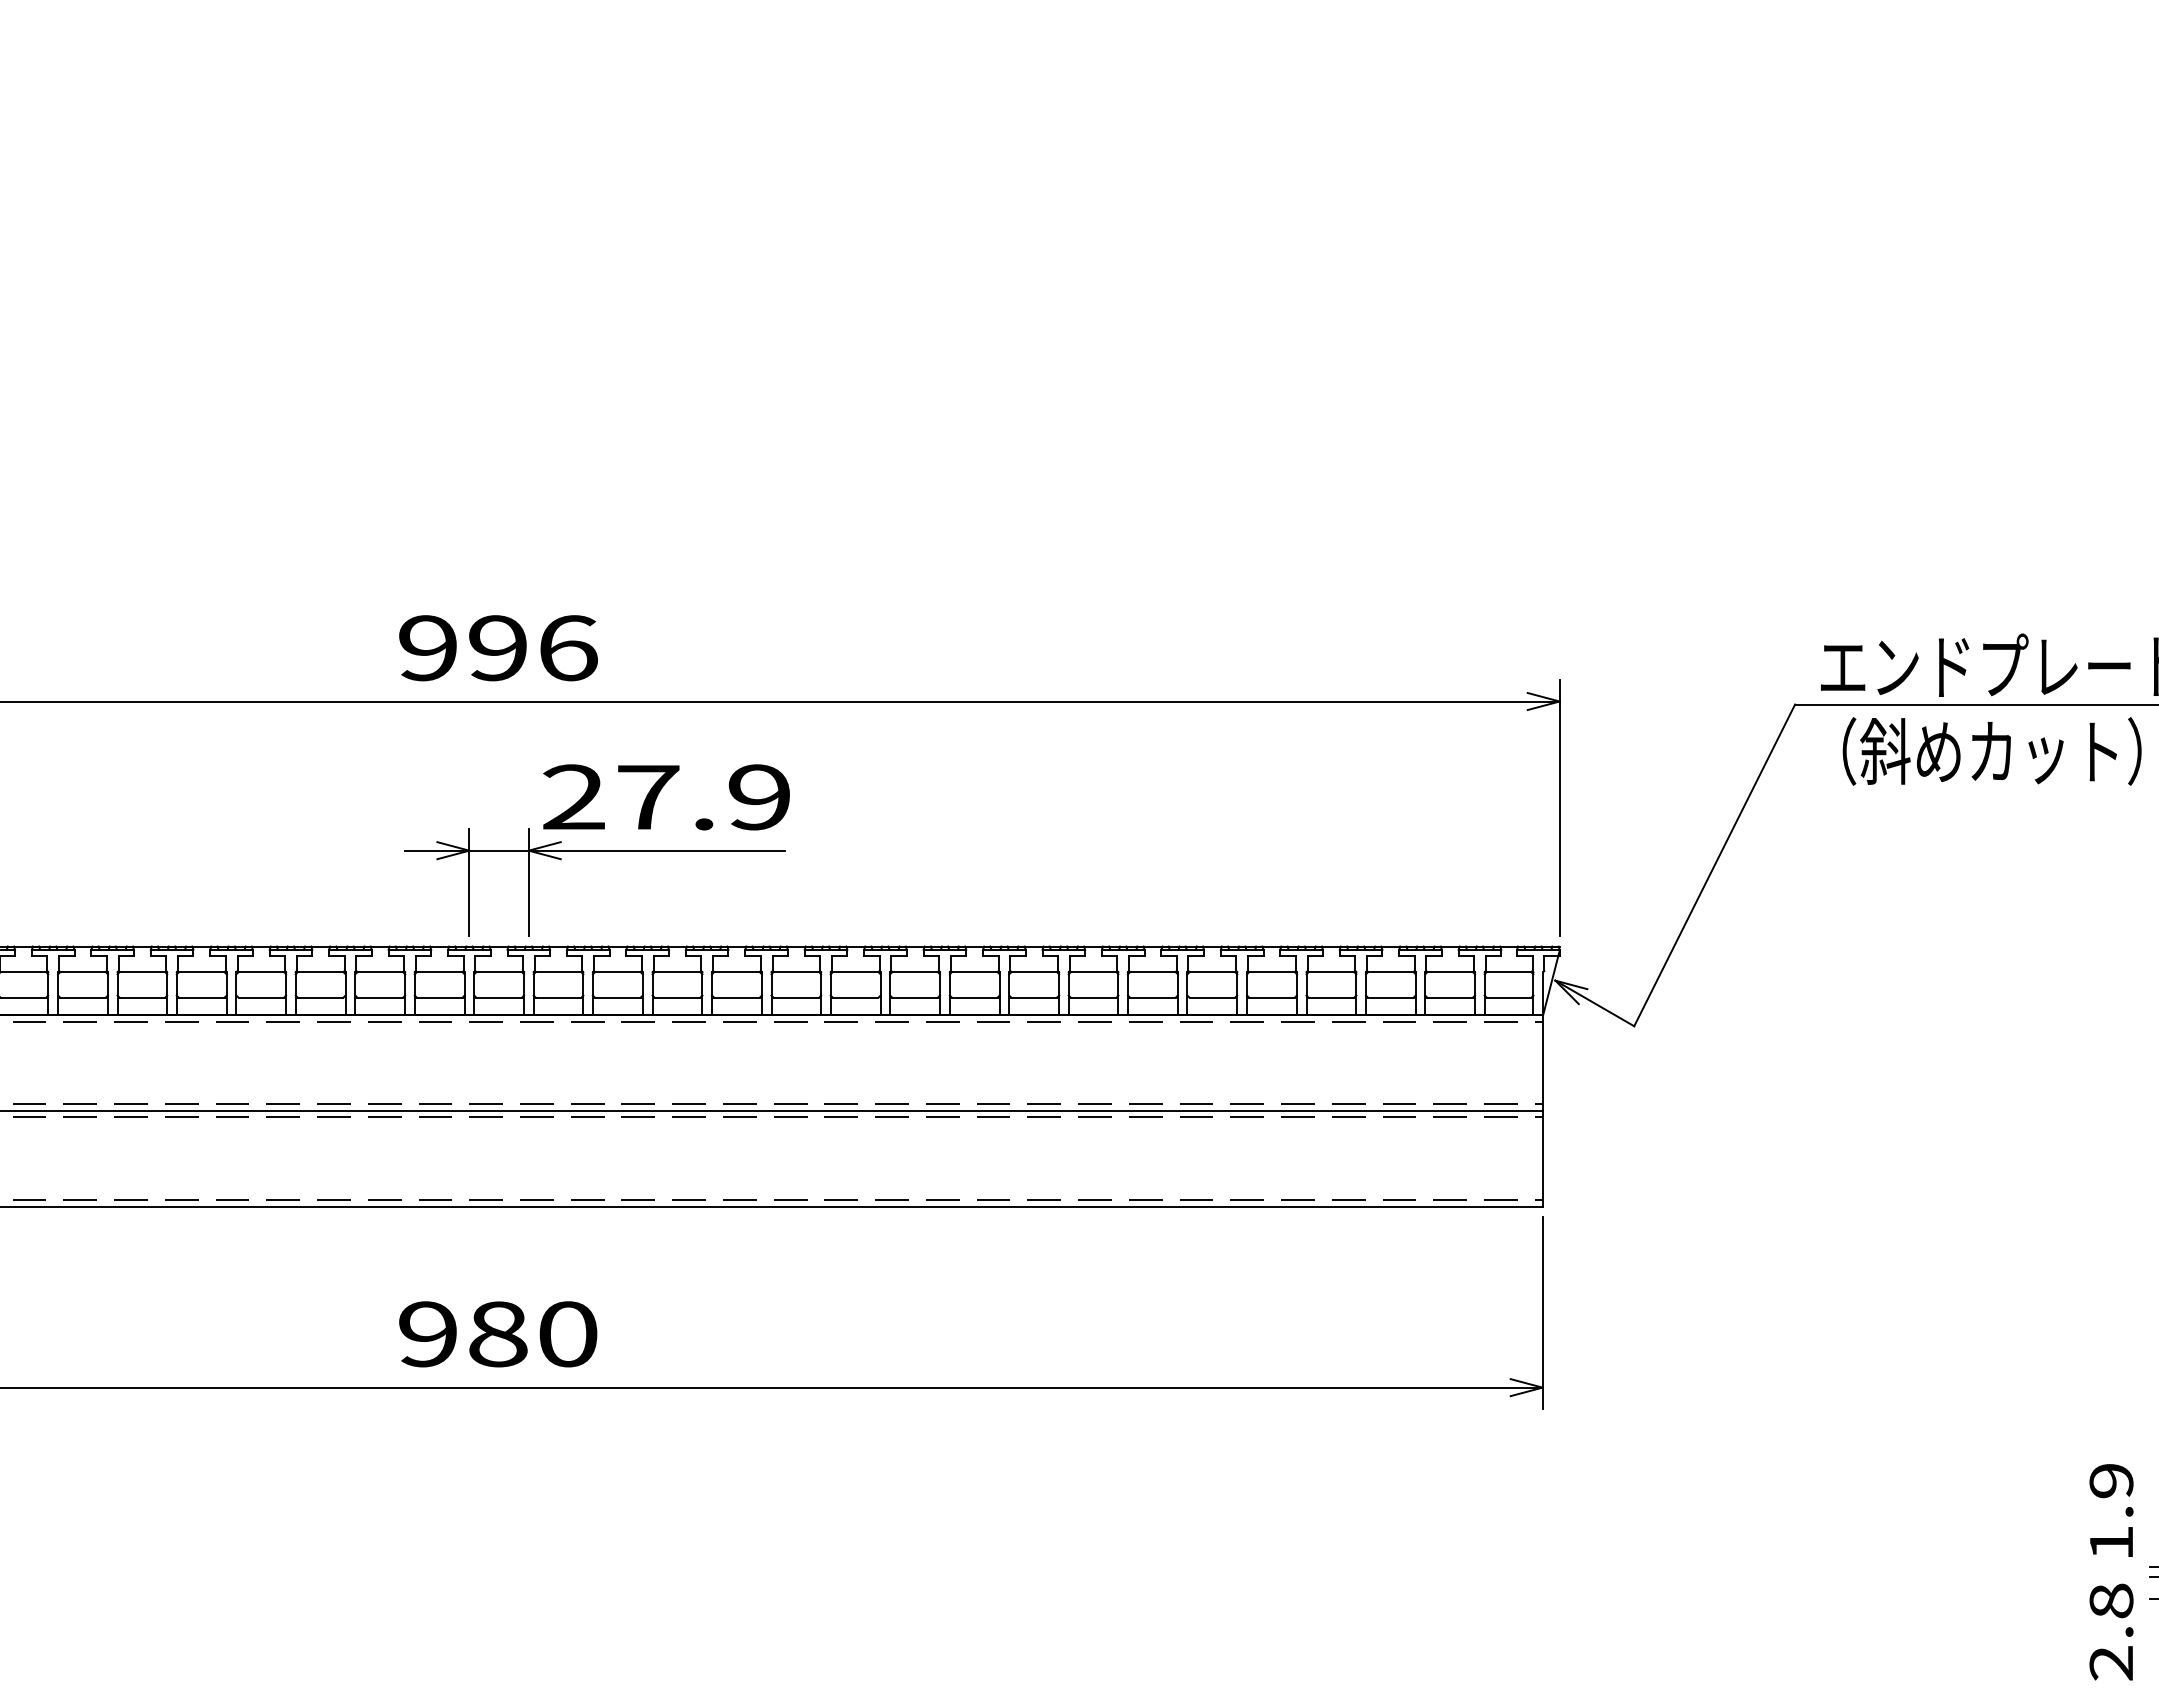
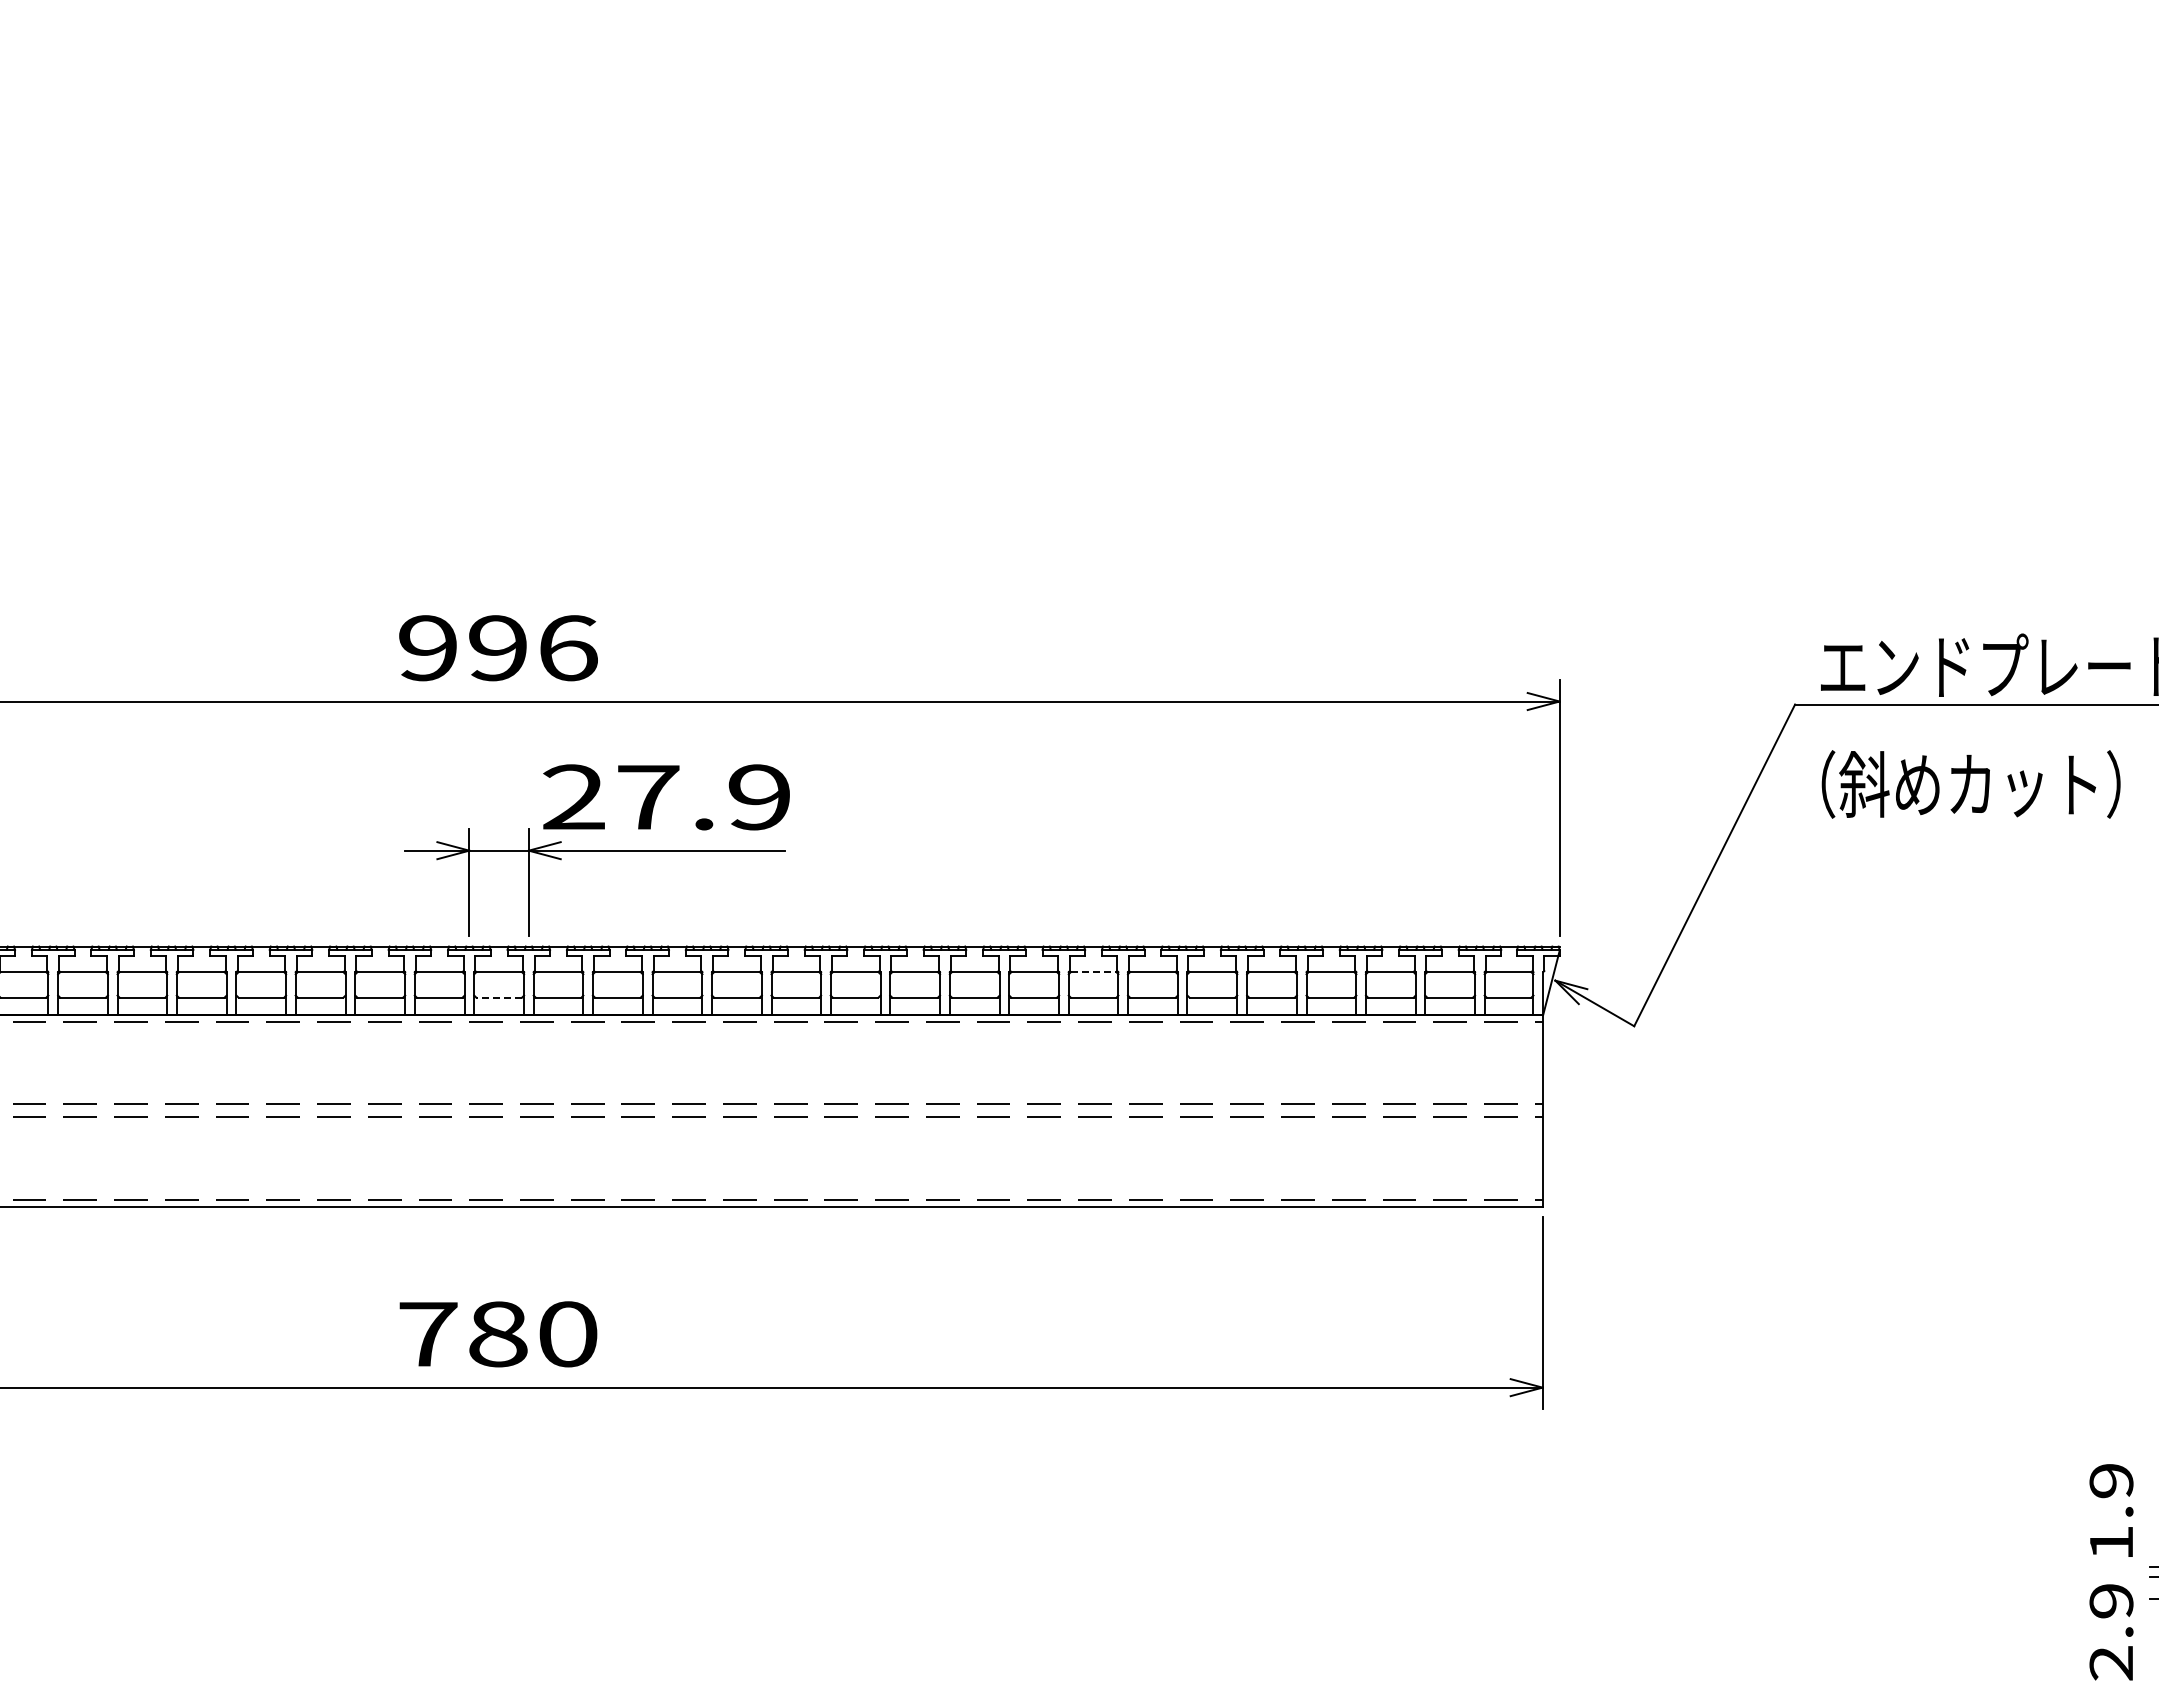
text position: (1991, 751) -> (1970, 784) (1970, 784)
line: solid -> dashed (1093, 972)
line: solid -> dashed (499, 997)
line: present -> none (772, 1110)
text: 980 -> 780 (428, 1334)
text: 2.8 -> 2.9 (2111, 1600)
